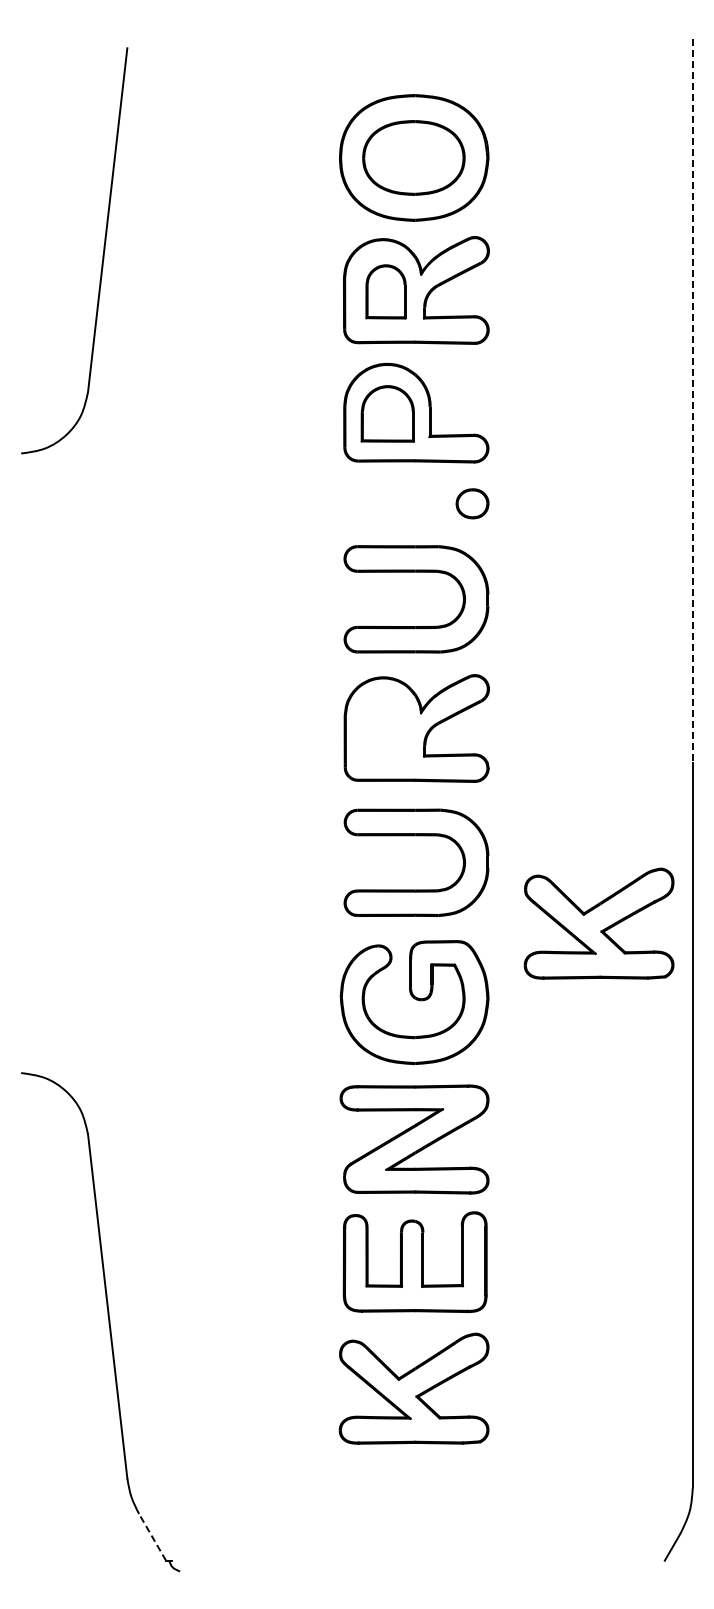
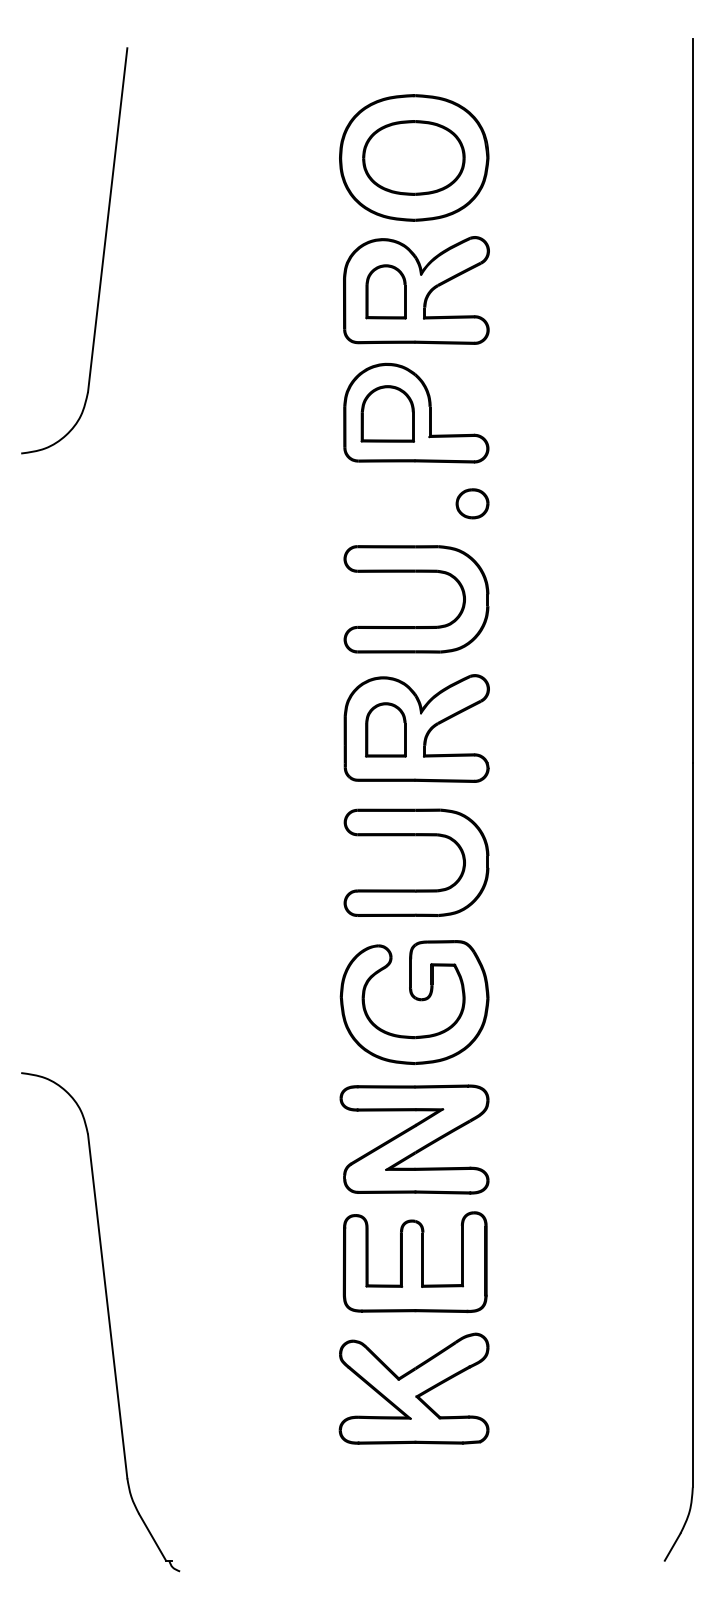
line: dashed -> solid (692, 401)
part: none -> present (385, 729)
part: present -> none (598, 923)
line: dashed -> solid (152, 1537)
